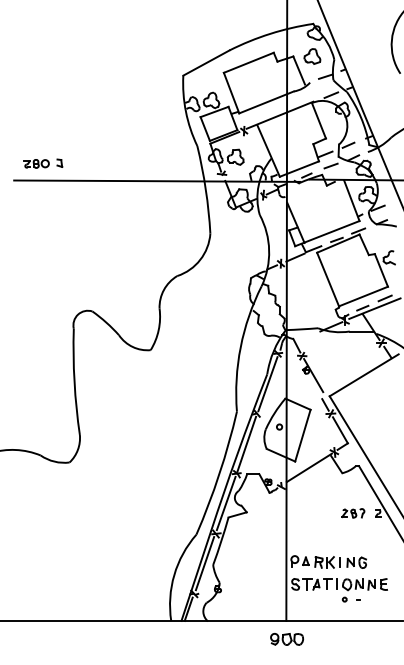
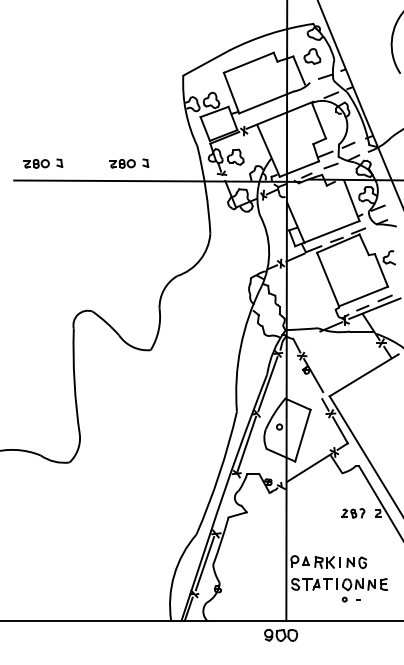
part: none -> present (129, 163)
line: present -> none (225, 503)
part position: (287, 639) -> (281, 635) (281, 635)
